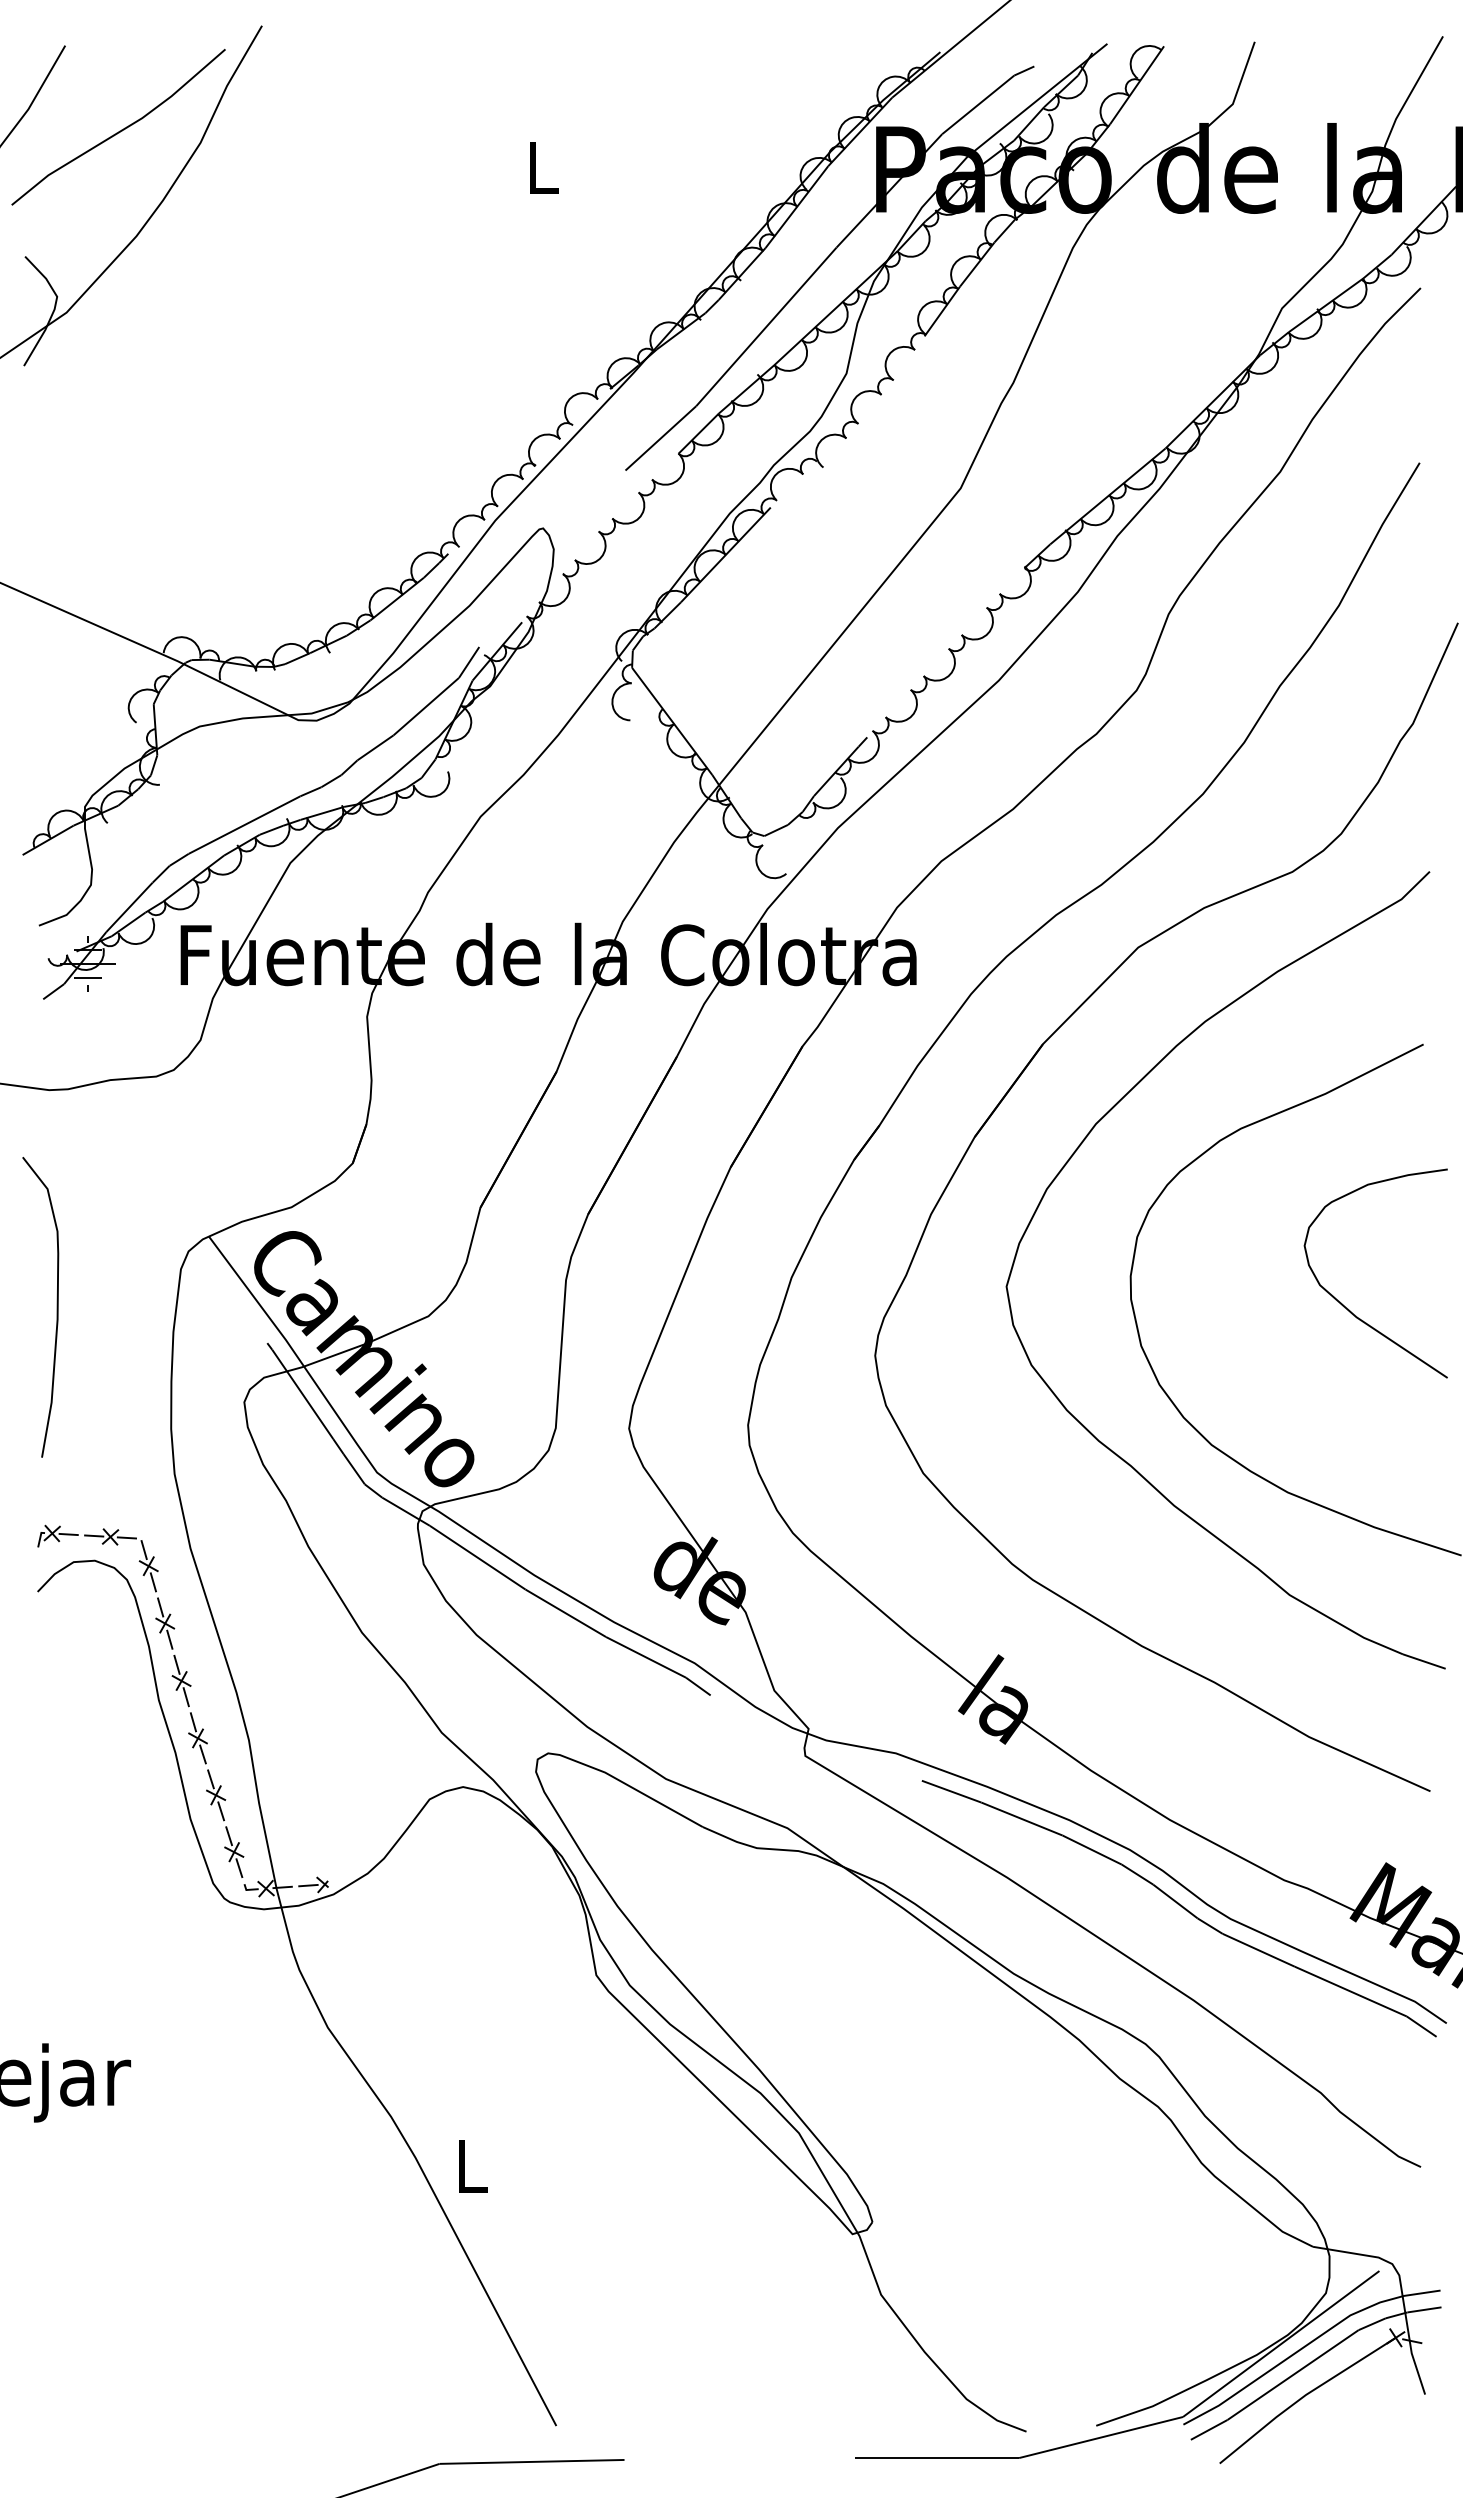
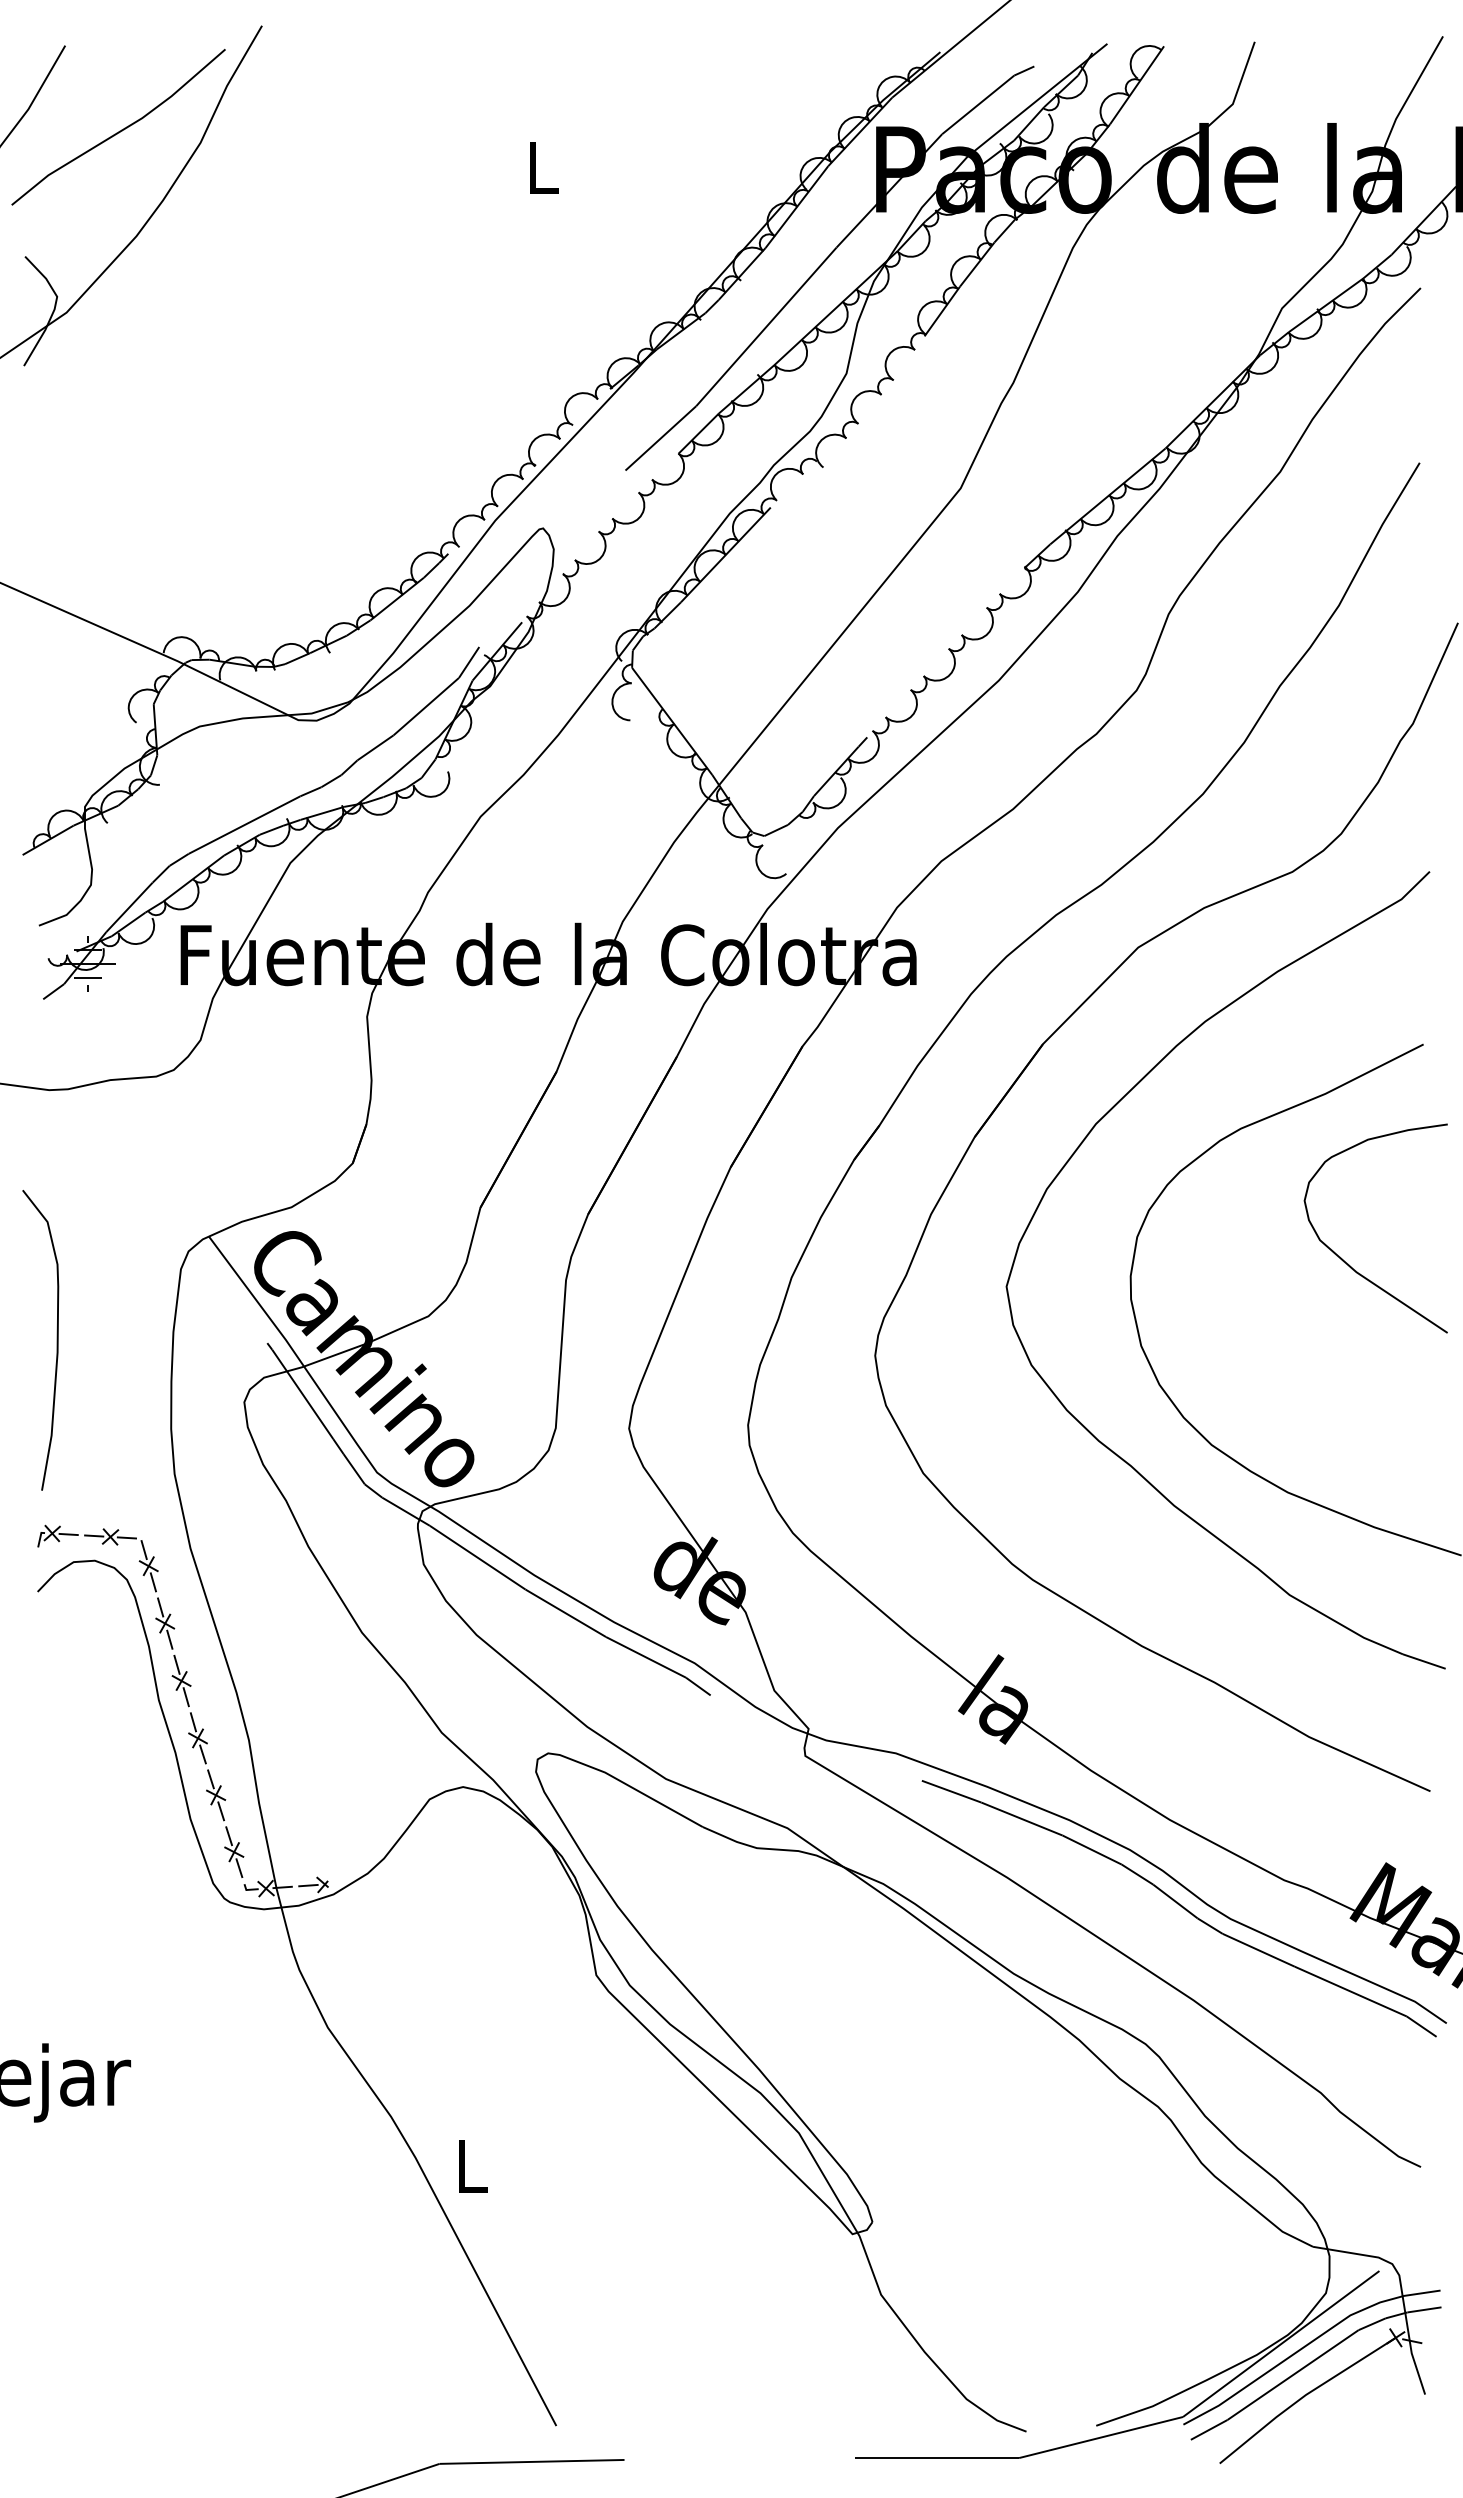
curve position: (56, 1307) -> (56, 1340) (56, 1340)
curve position: (1348, 1308) -> (1348, 1263) (1348, 1263)
